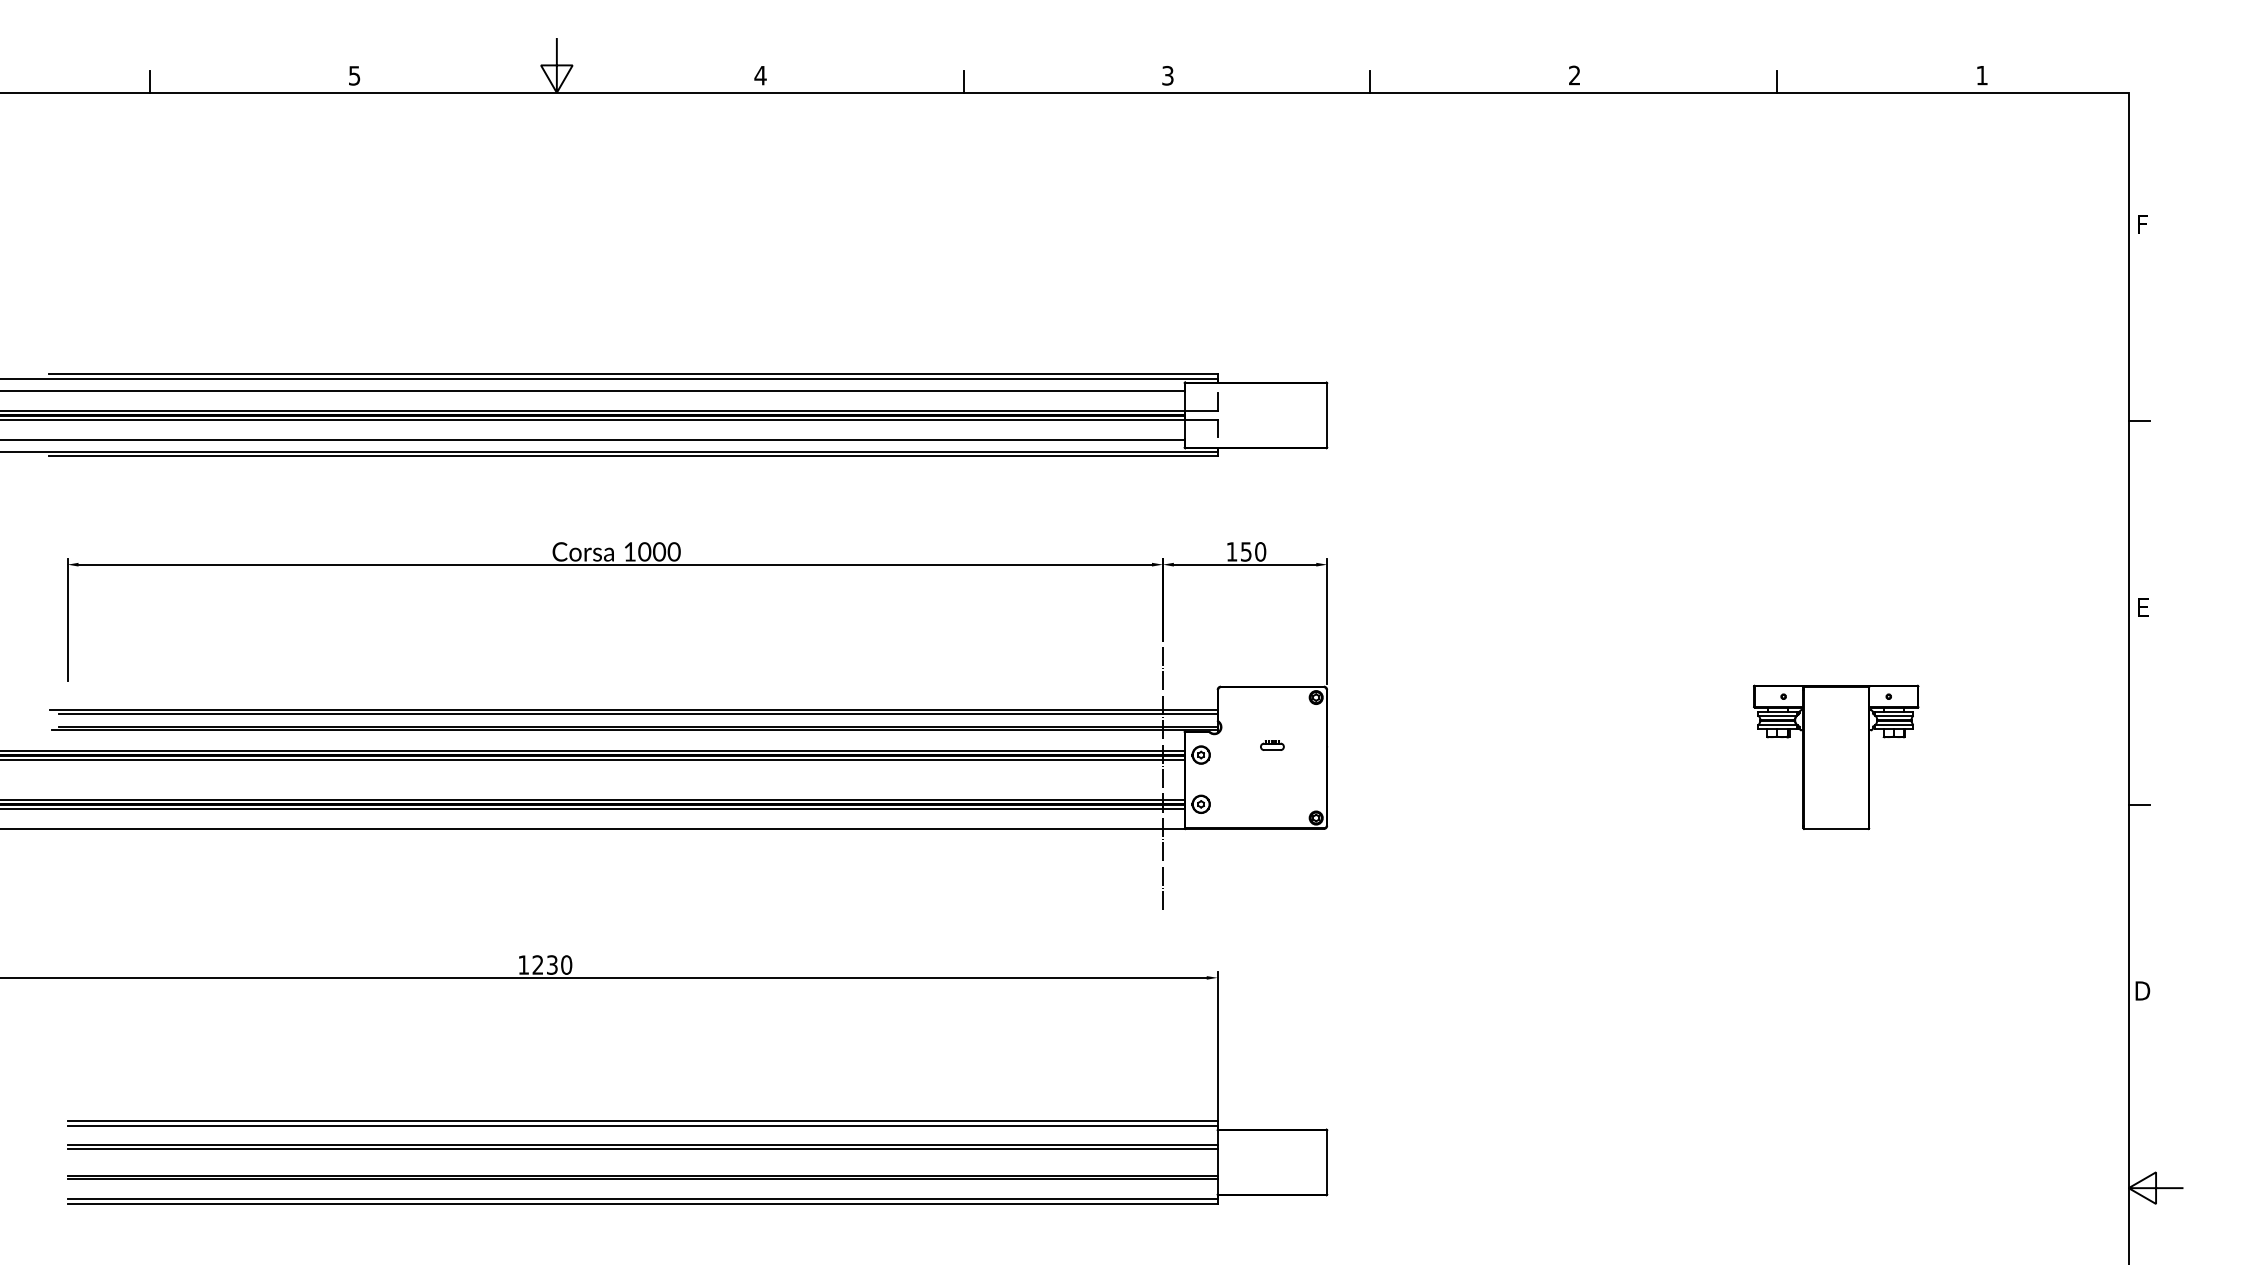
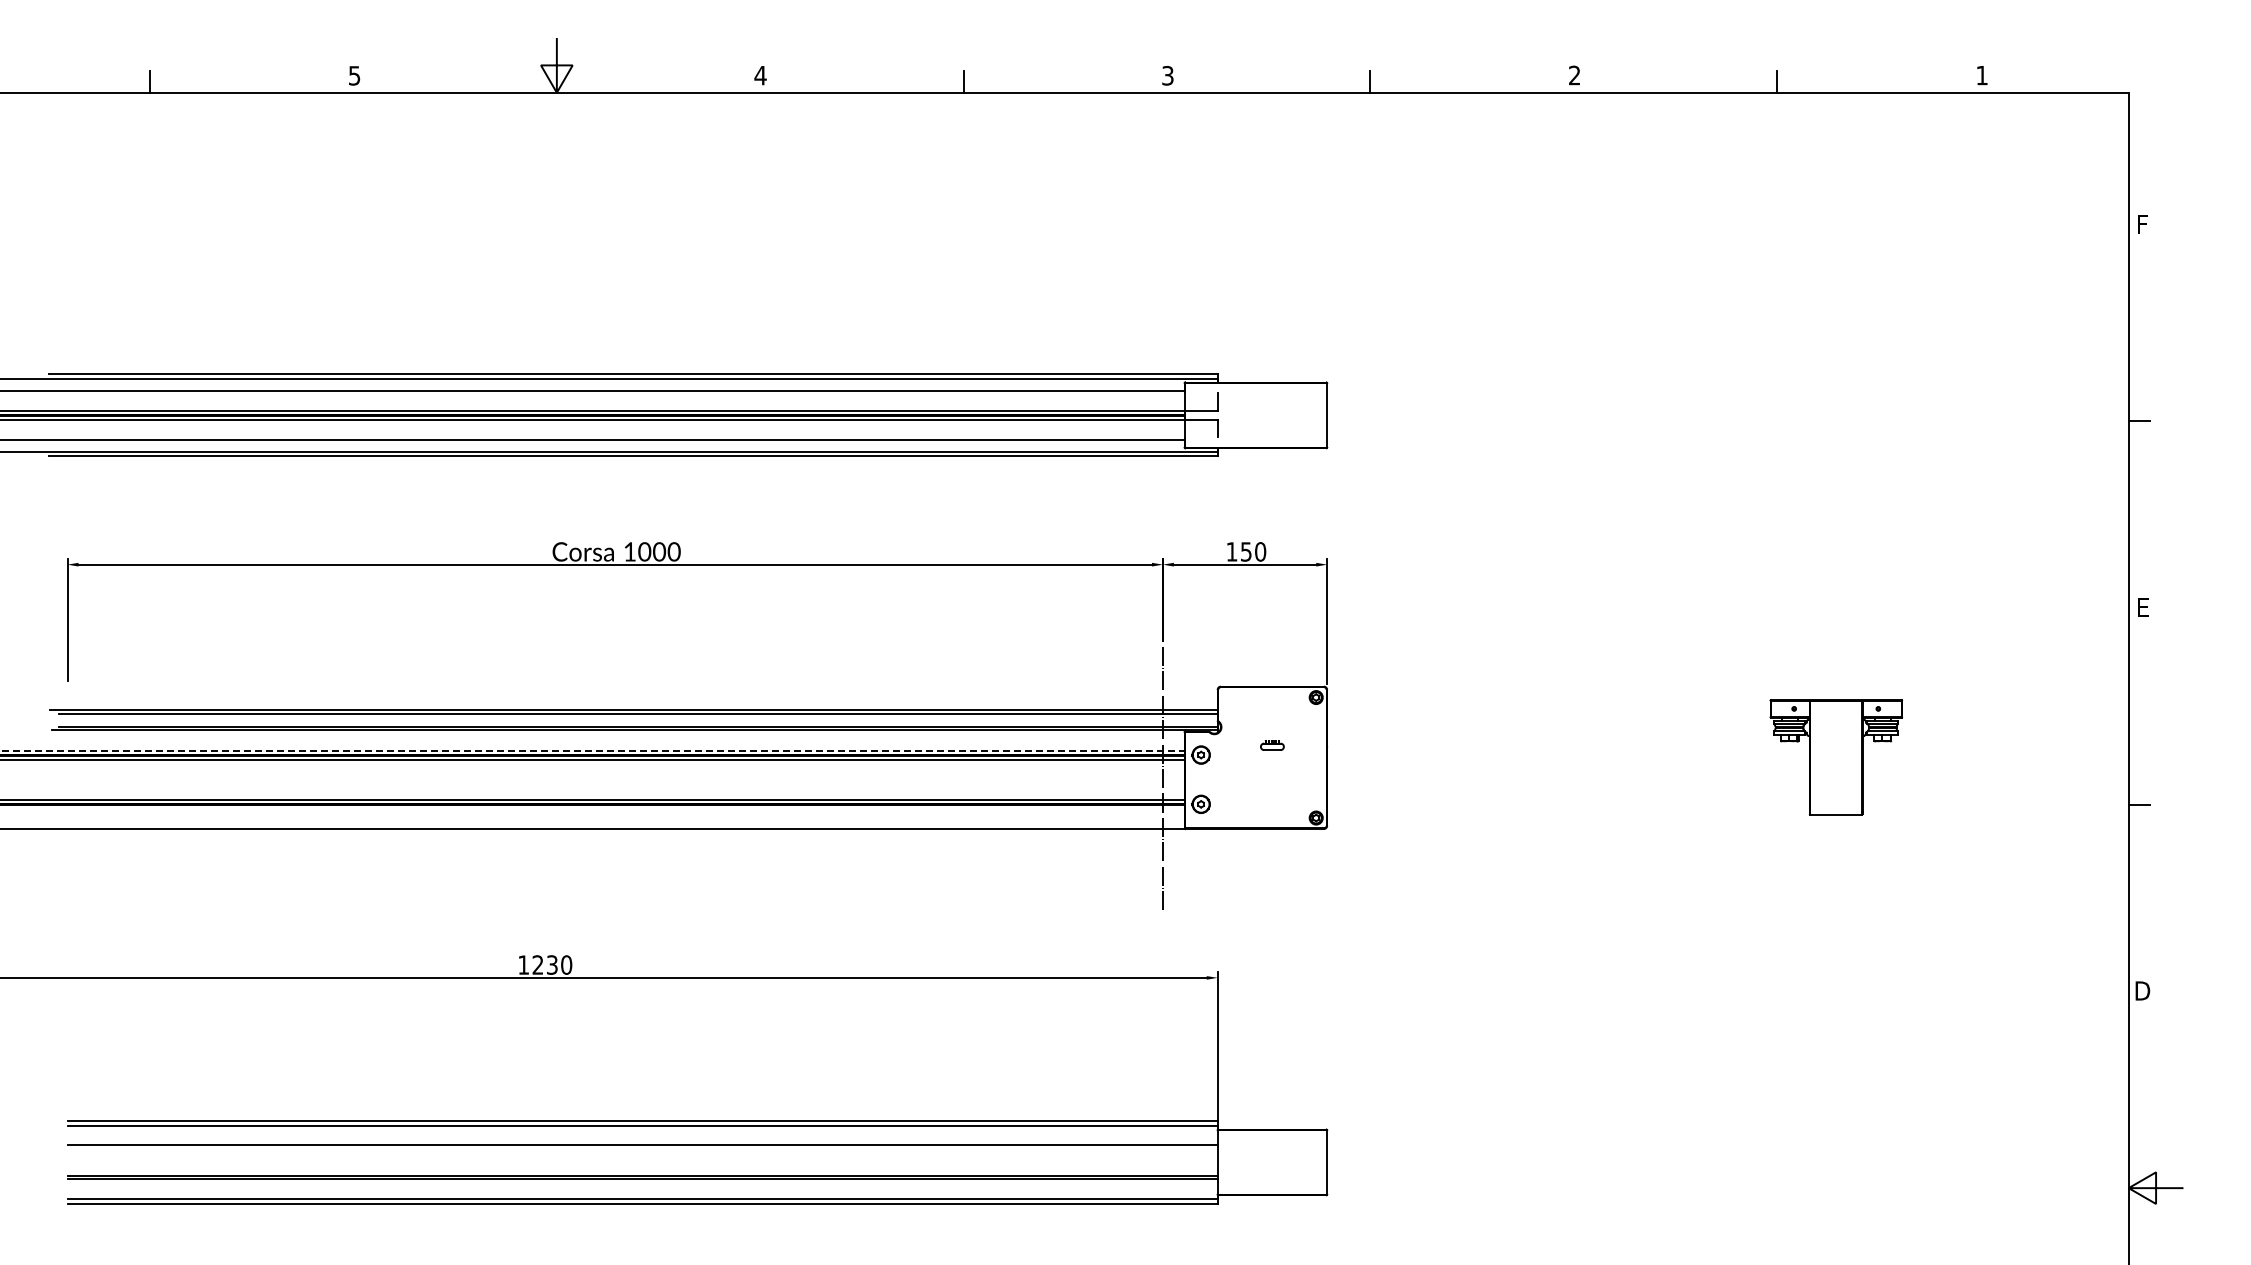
line: solid -> dashed (592, 750)
part size: 167x147 px -> 135x117 px (1836, 757)
line: present -> none (593, 808)
line: present -> none (642, 1148)
